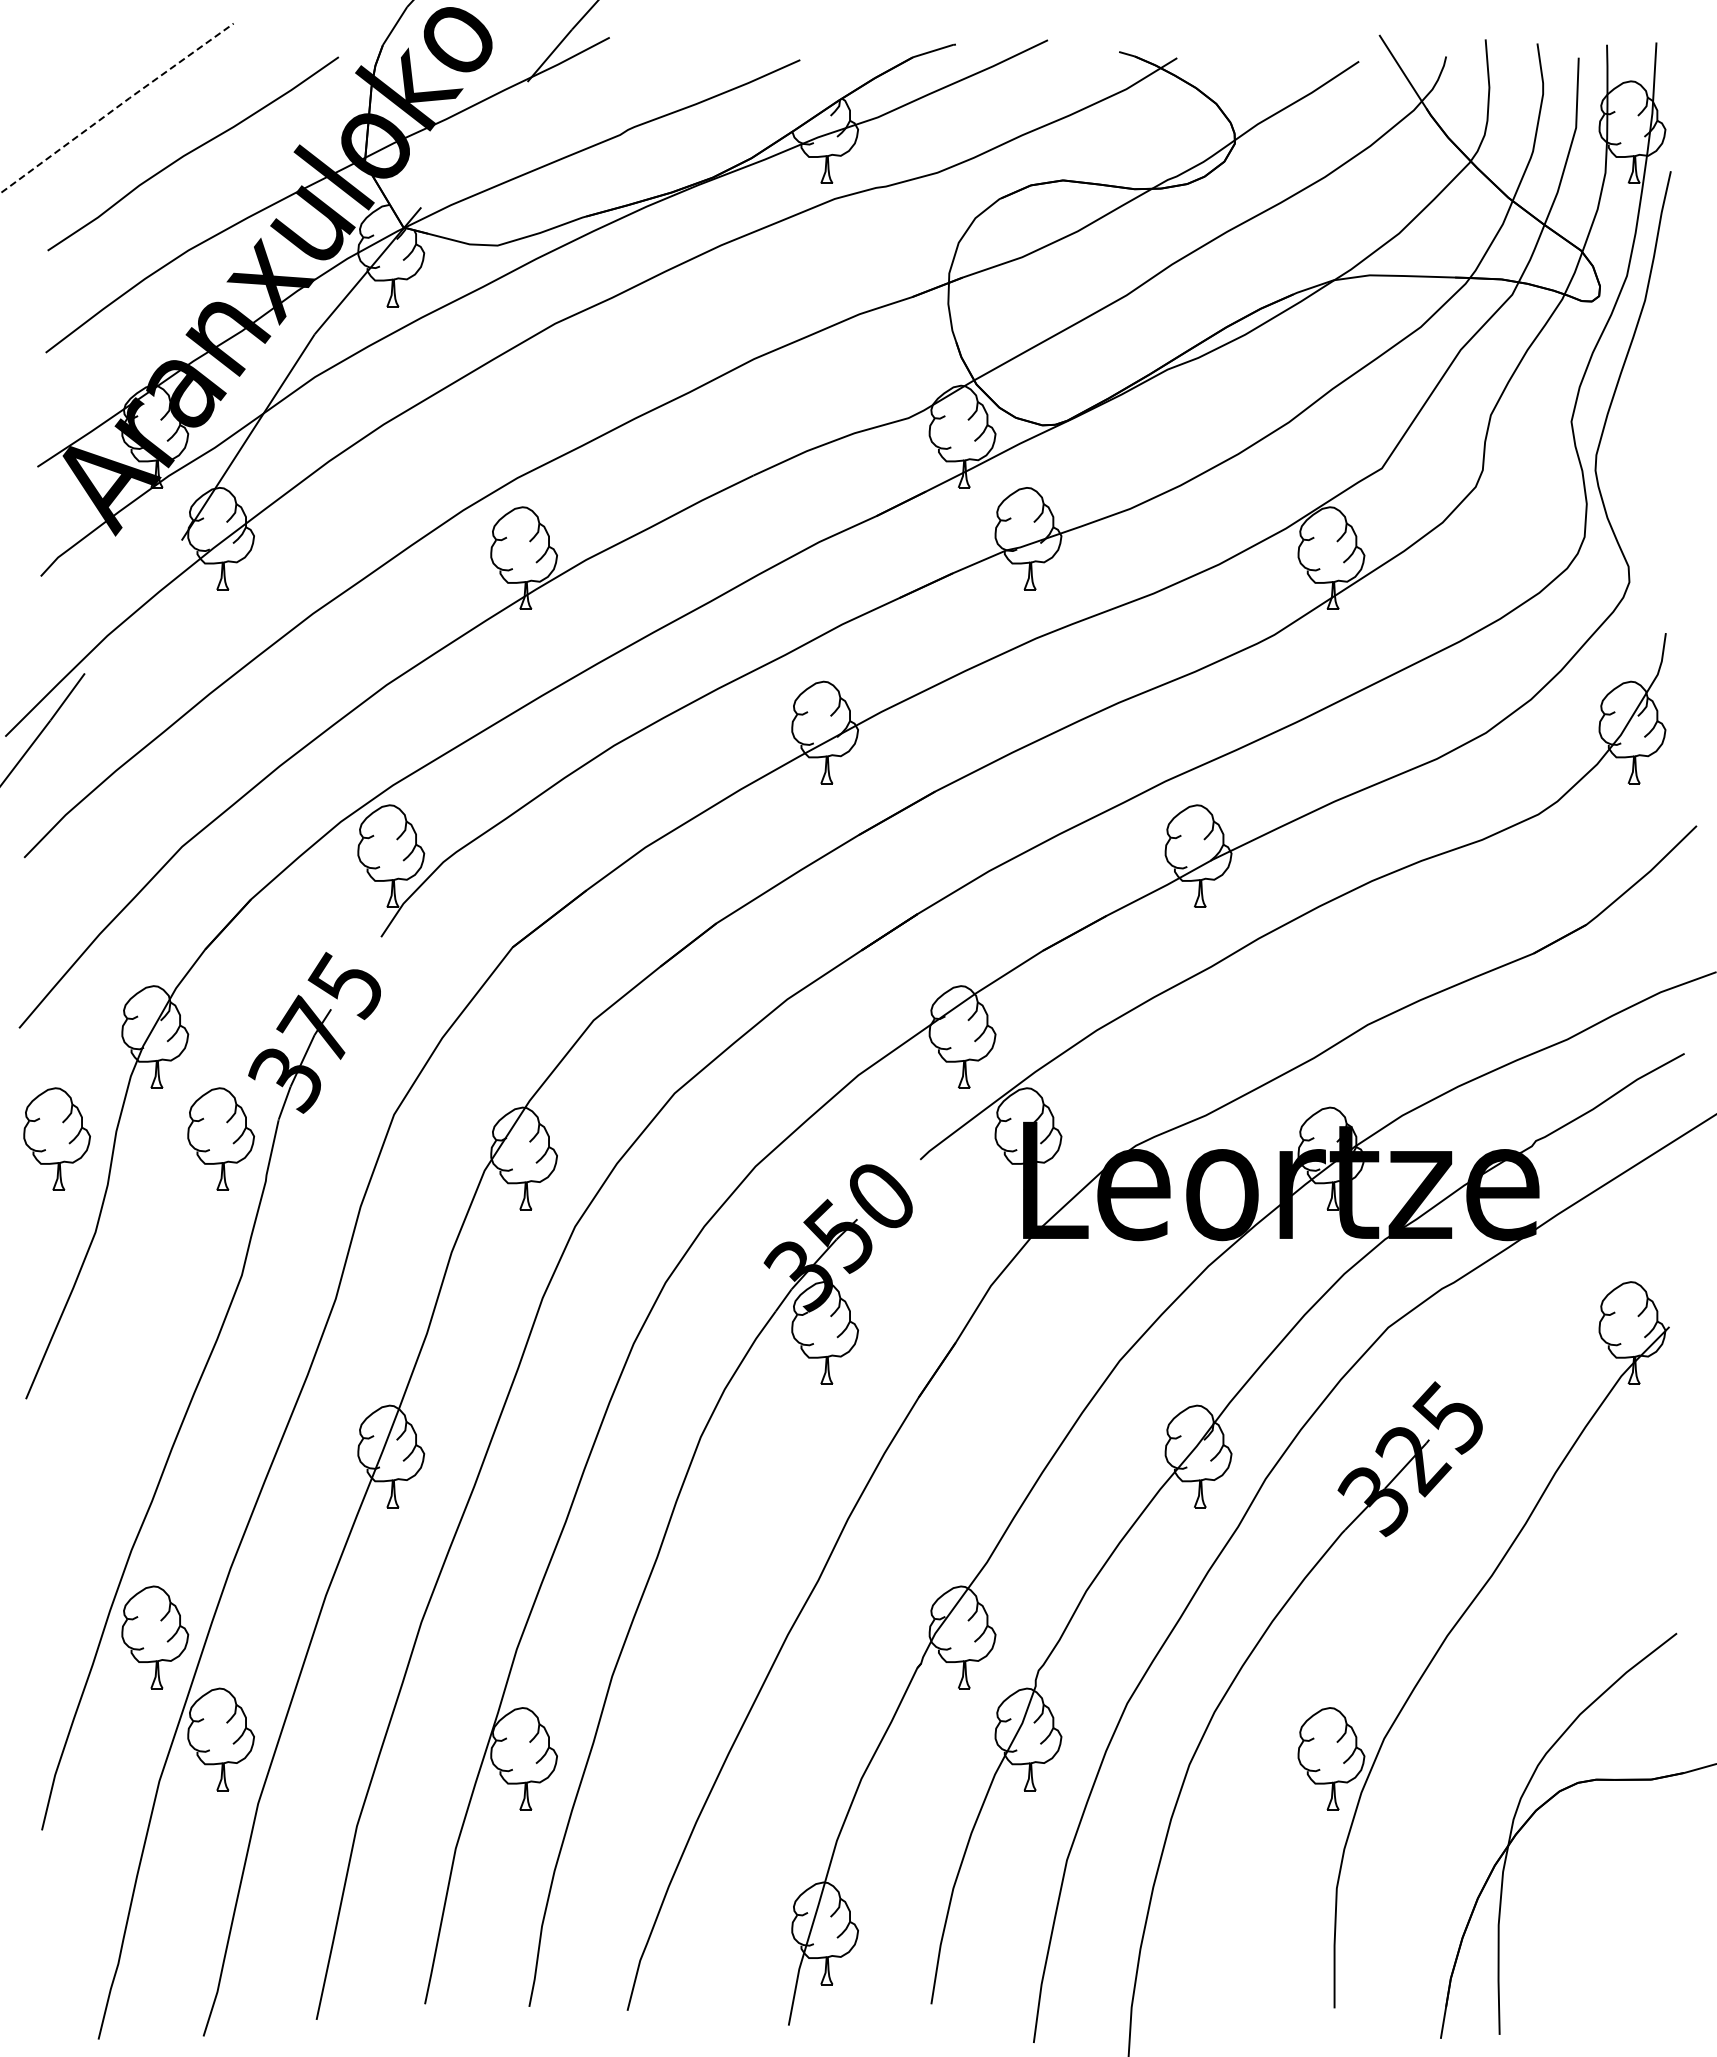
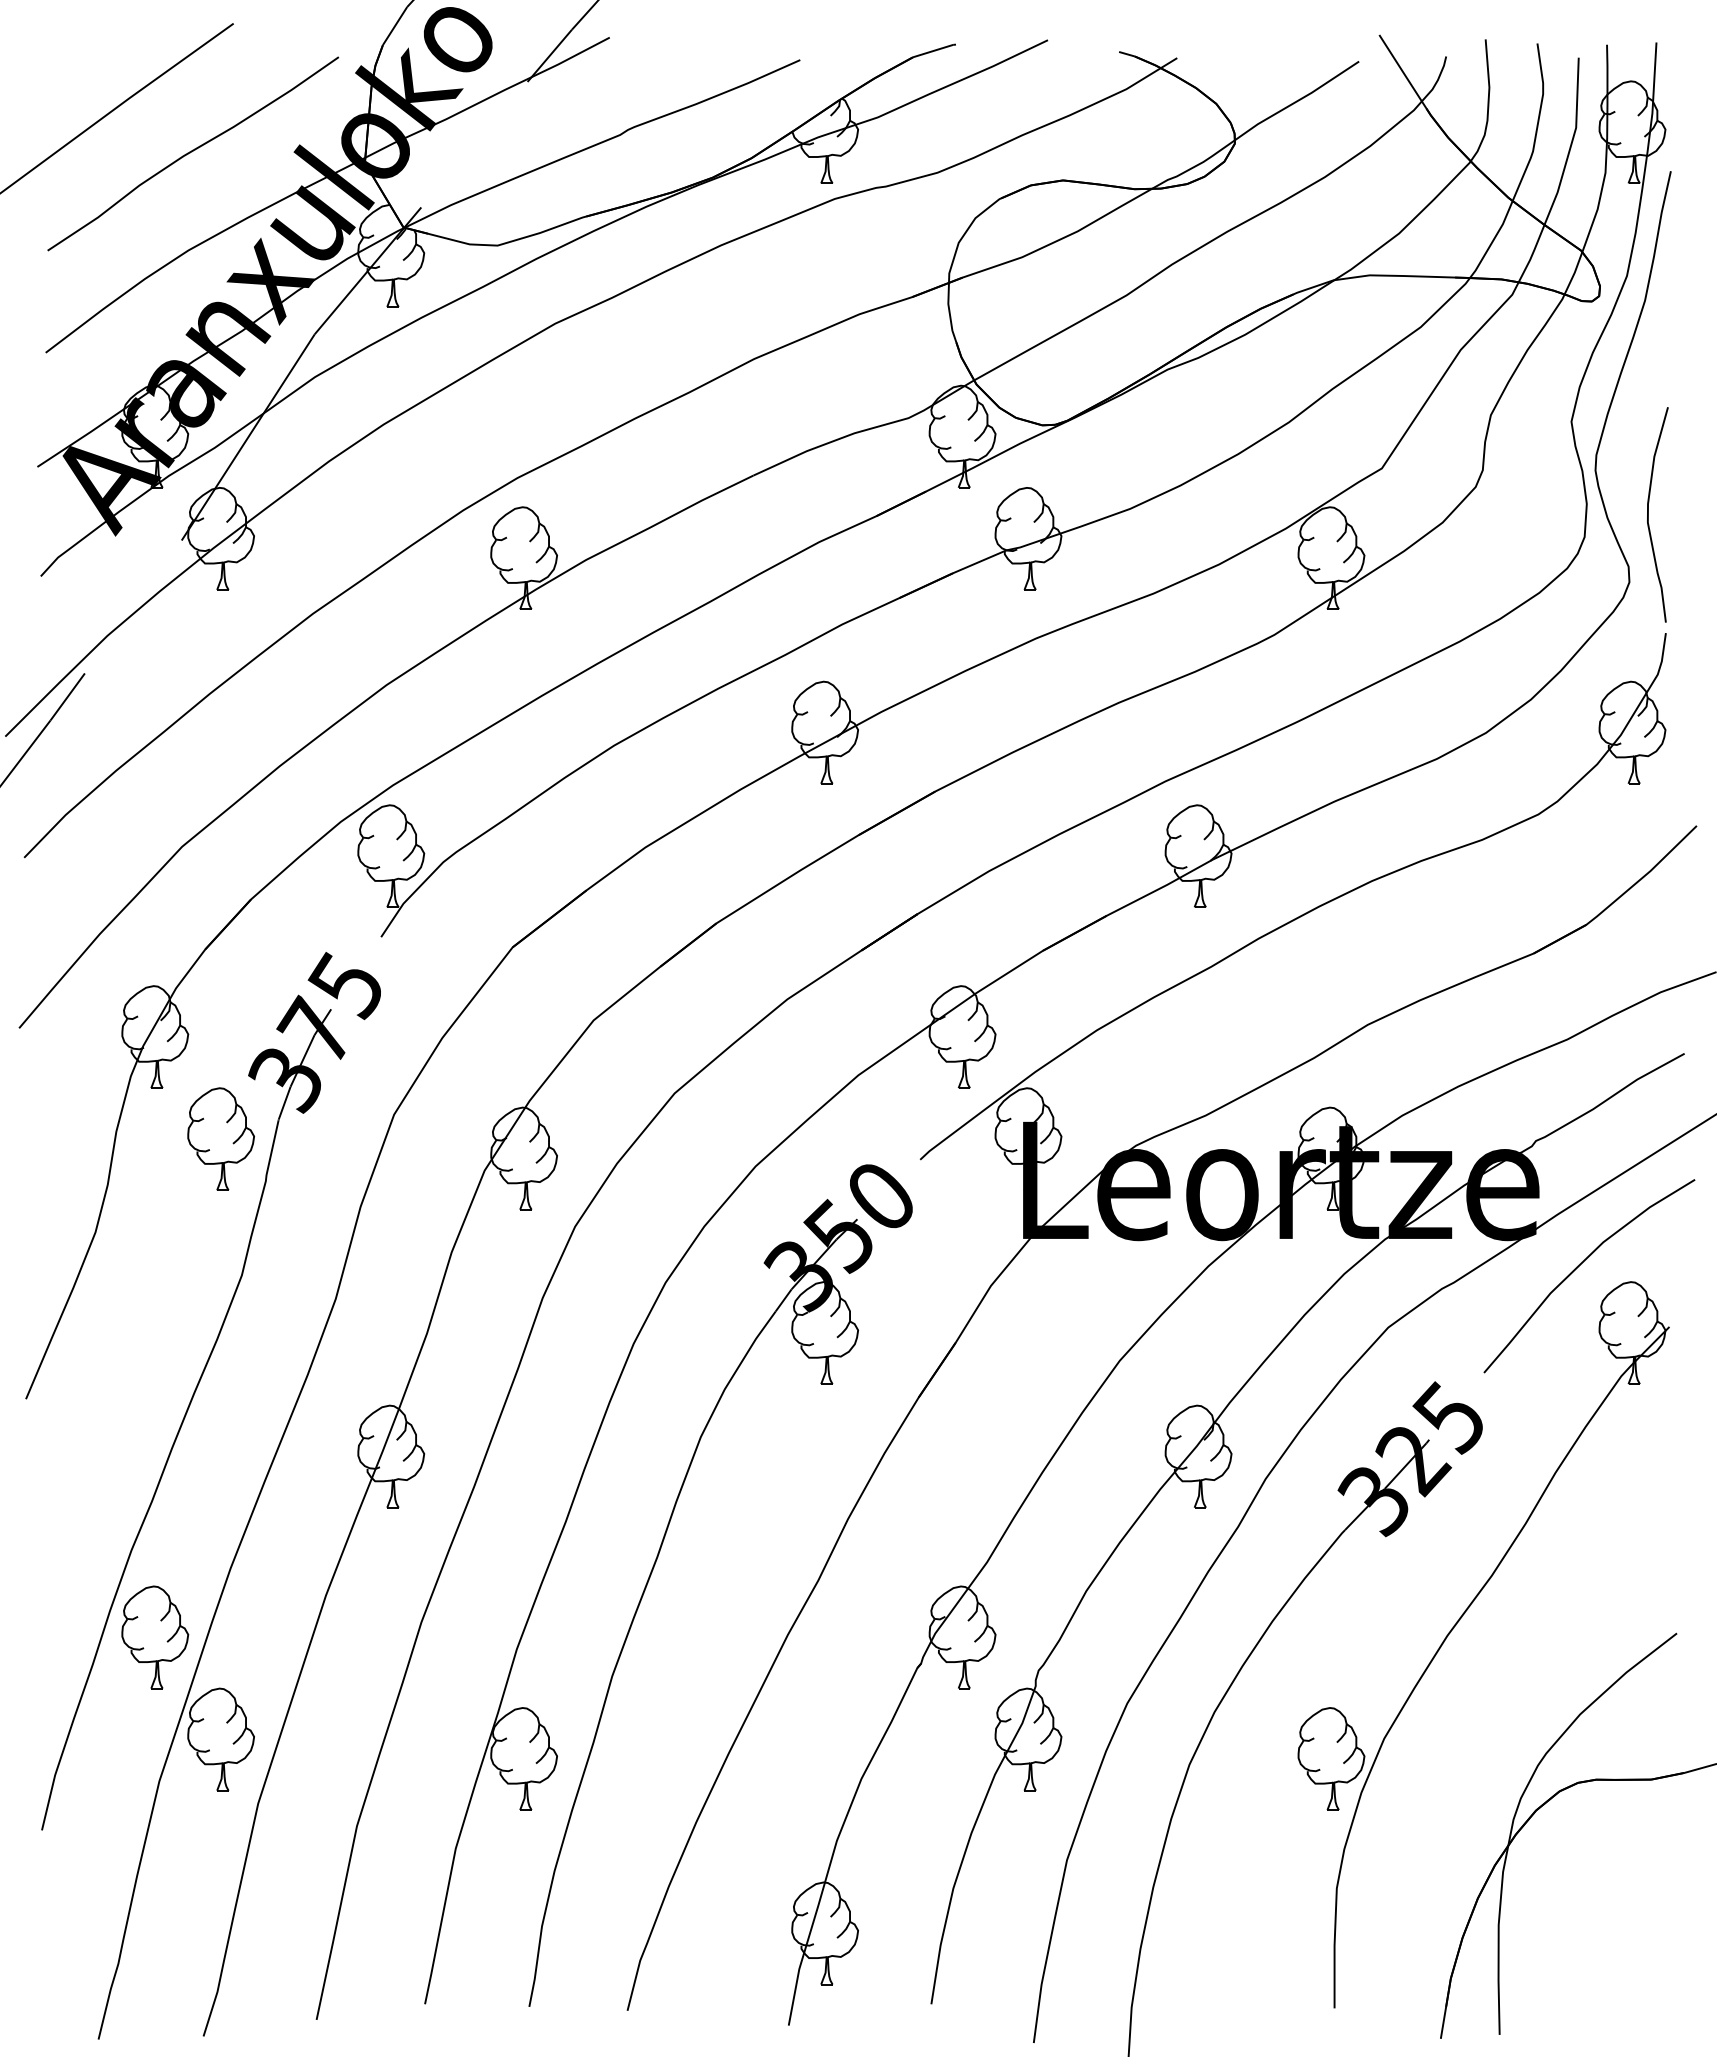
line: dashed -> solid (117, 107)
curve: none -> present (1648, 514)
part: present -> none (56, 1138)
curve: none -> present (1579, 1266)
